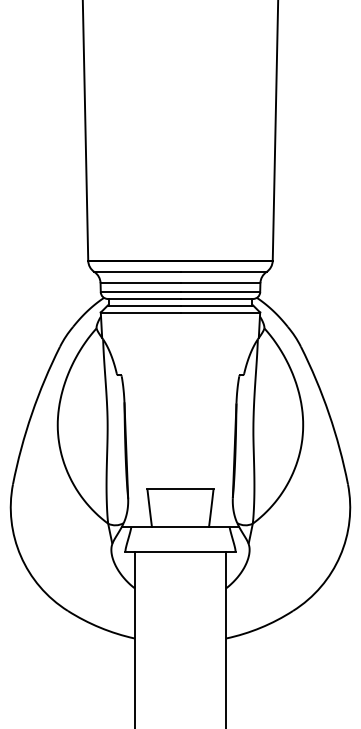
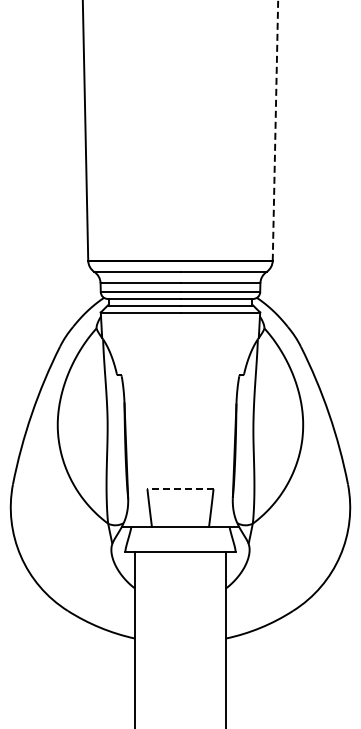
line: solid -> dashed (275, 129)
line: solid -> dashed (180, 489)
